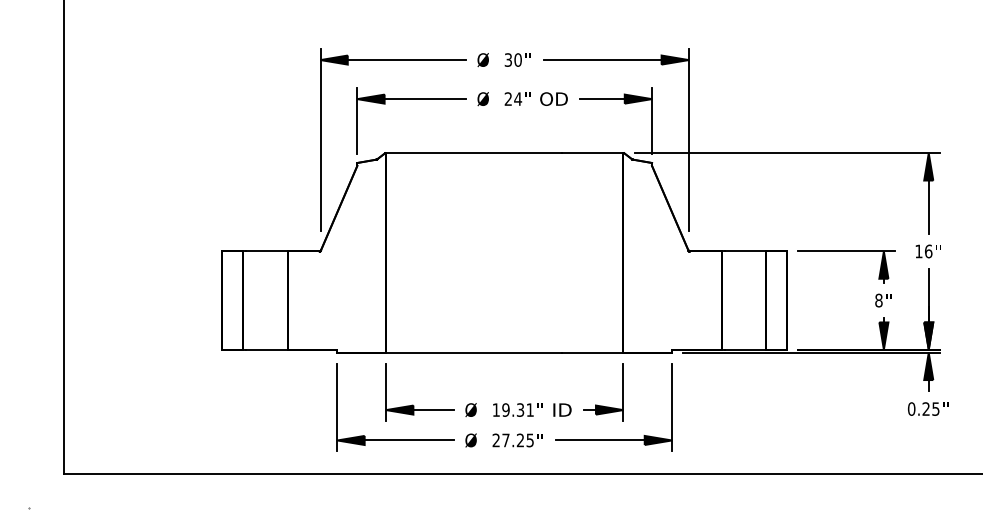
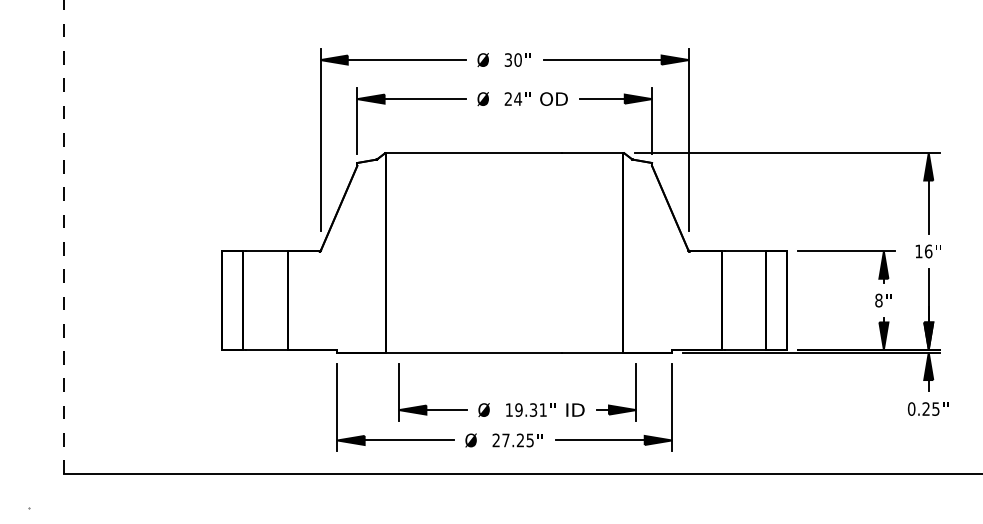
line: solid -> dashed (63, 237)
part position: (504, 403) -> (517, 403) (517, 403)
